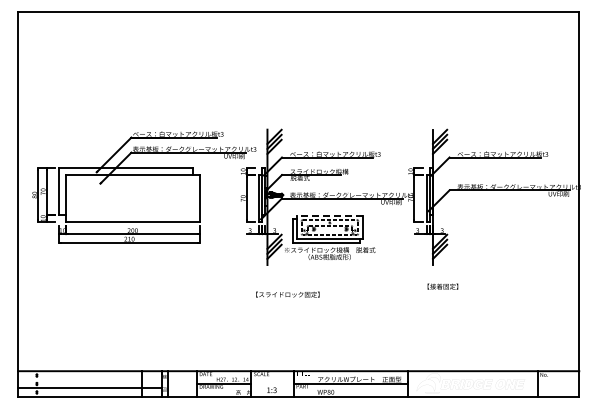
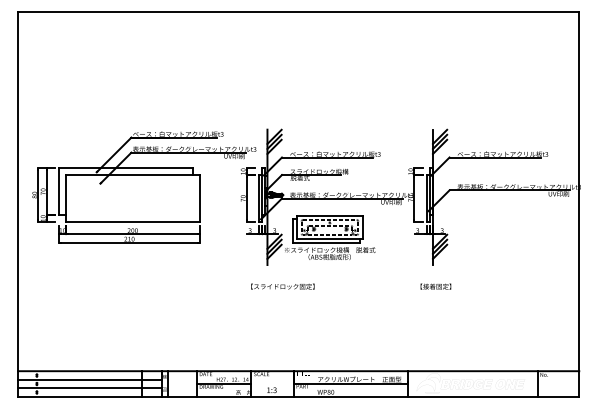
line: dashed -> solid (329, 215)
text position: (442, 286) -> (435, 286) (435, 286)
text position: (287, 294) -> (282, 286) (282, 286)
line: none -> present (89, 379)
